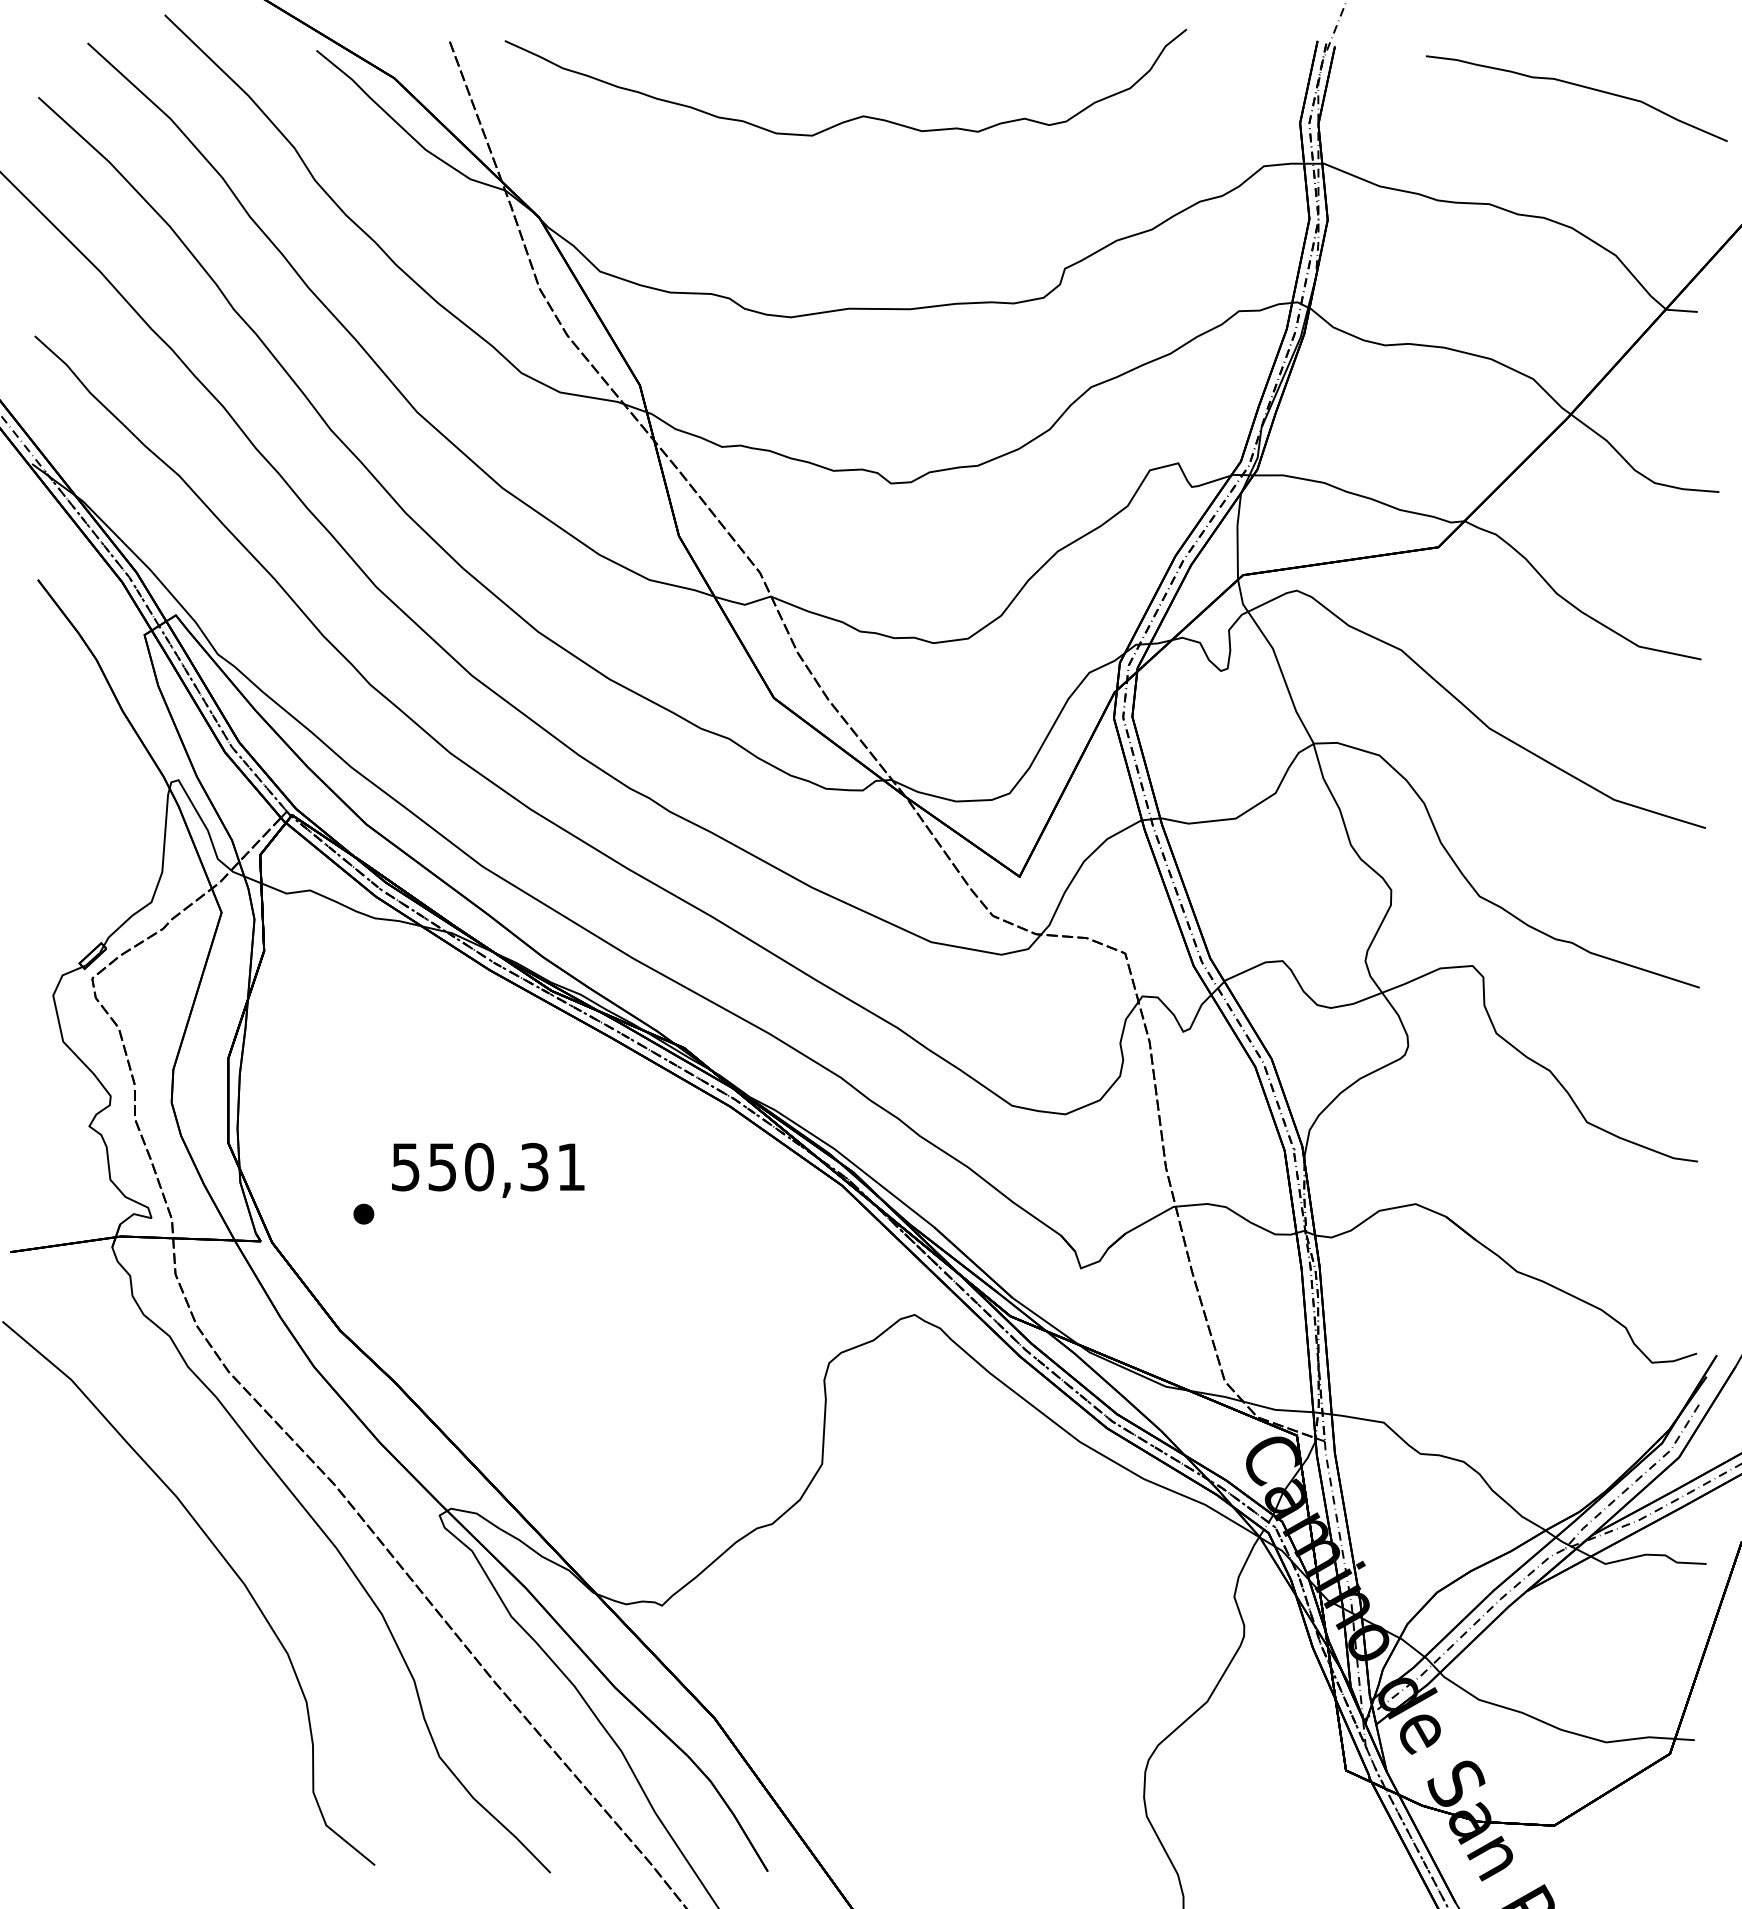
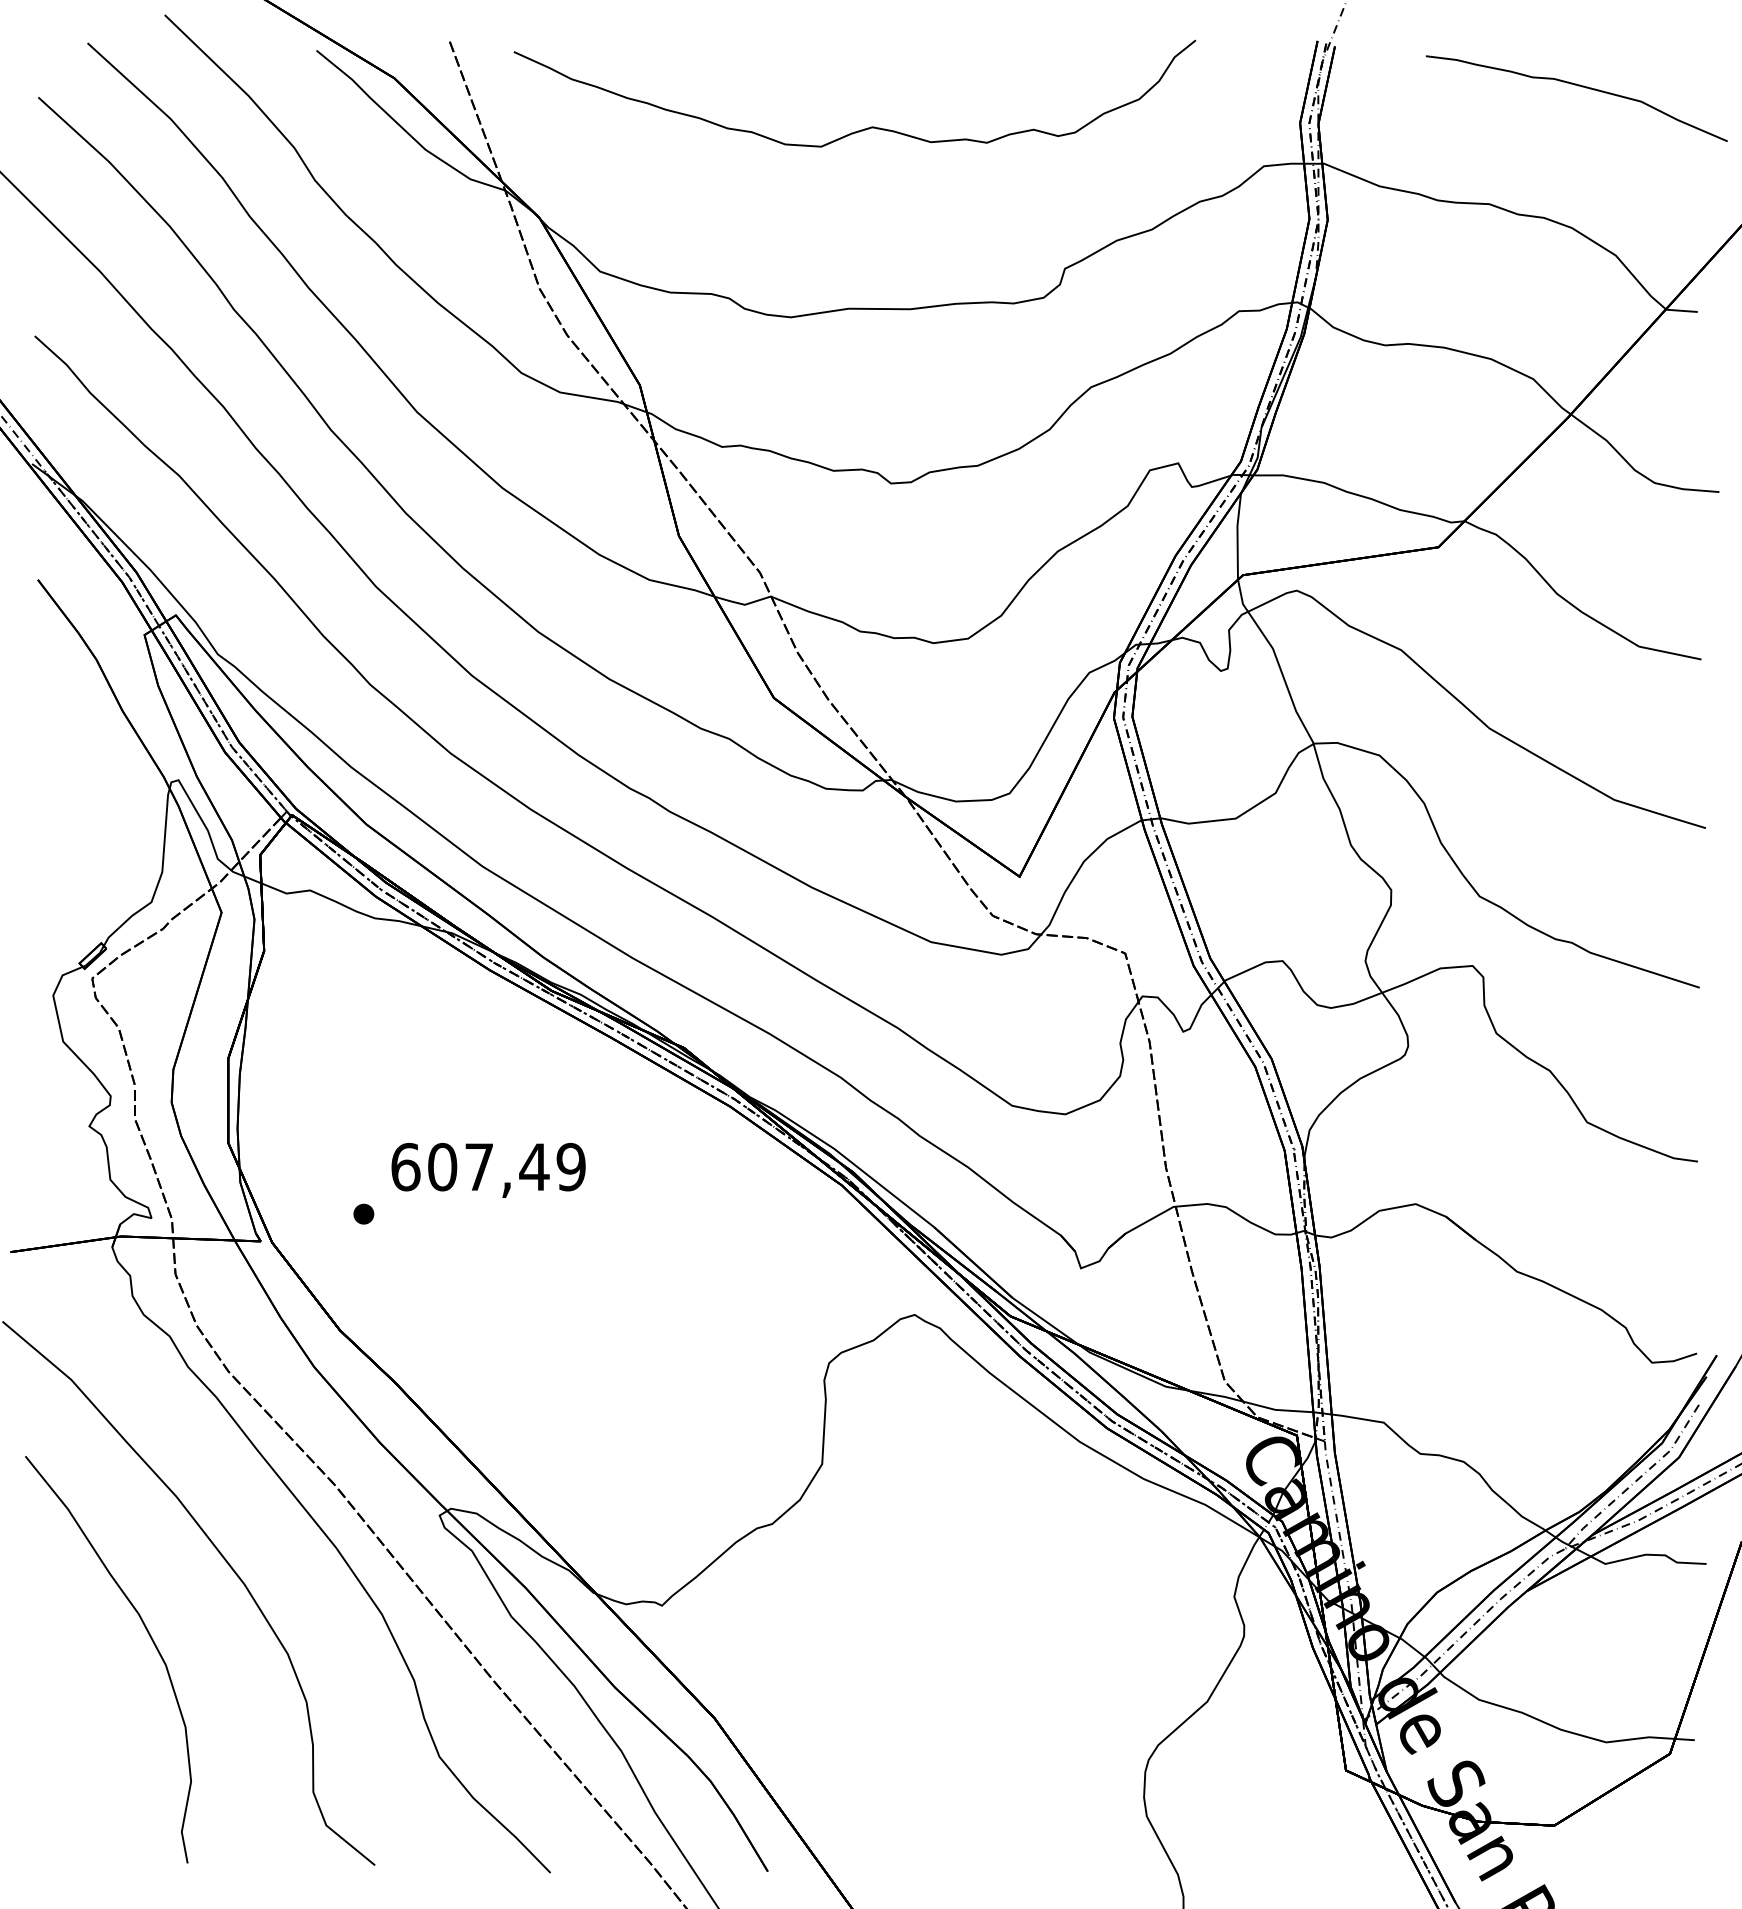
curve position: (858, 116) -> (867, 127) (867, 127)
text: 550,31 -> 607,49 (488, 1166)
curve: none -> present (150, 1638)
